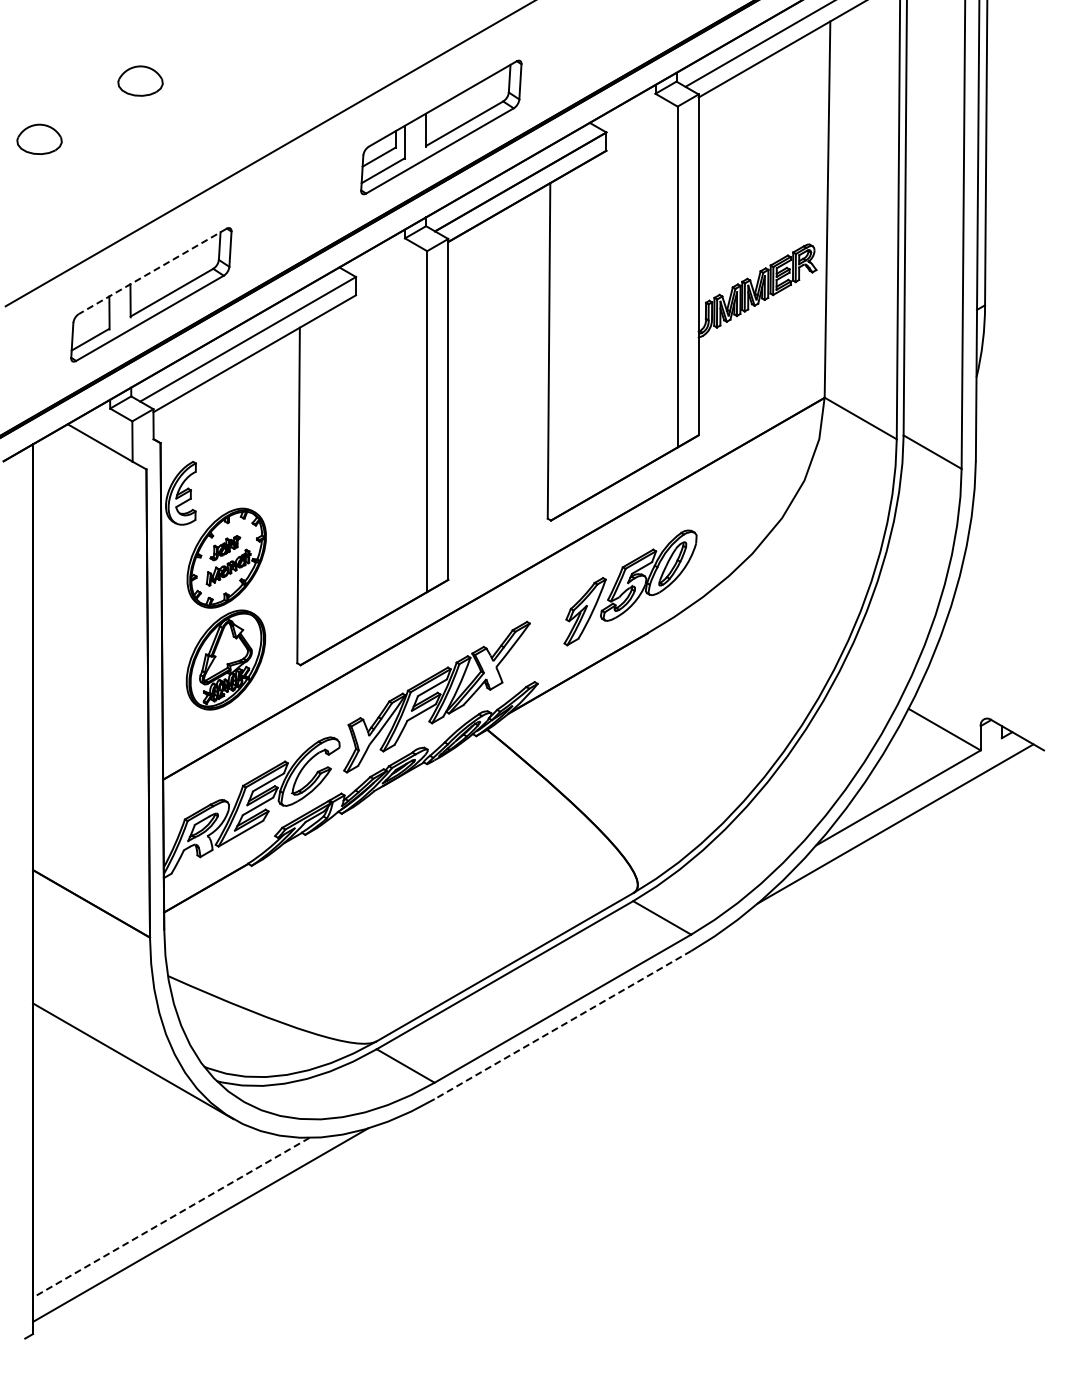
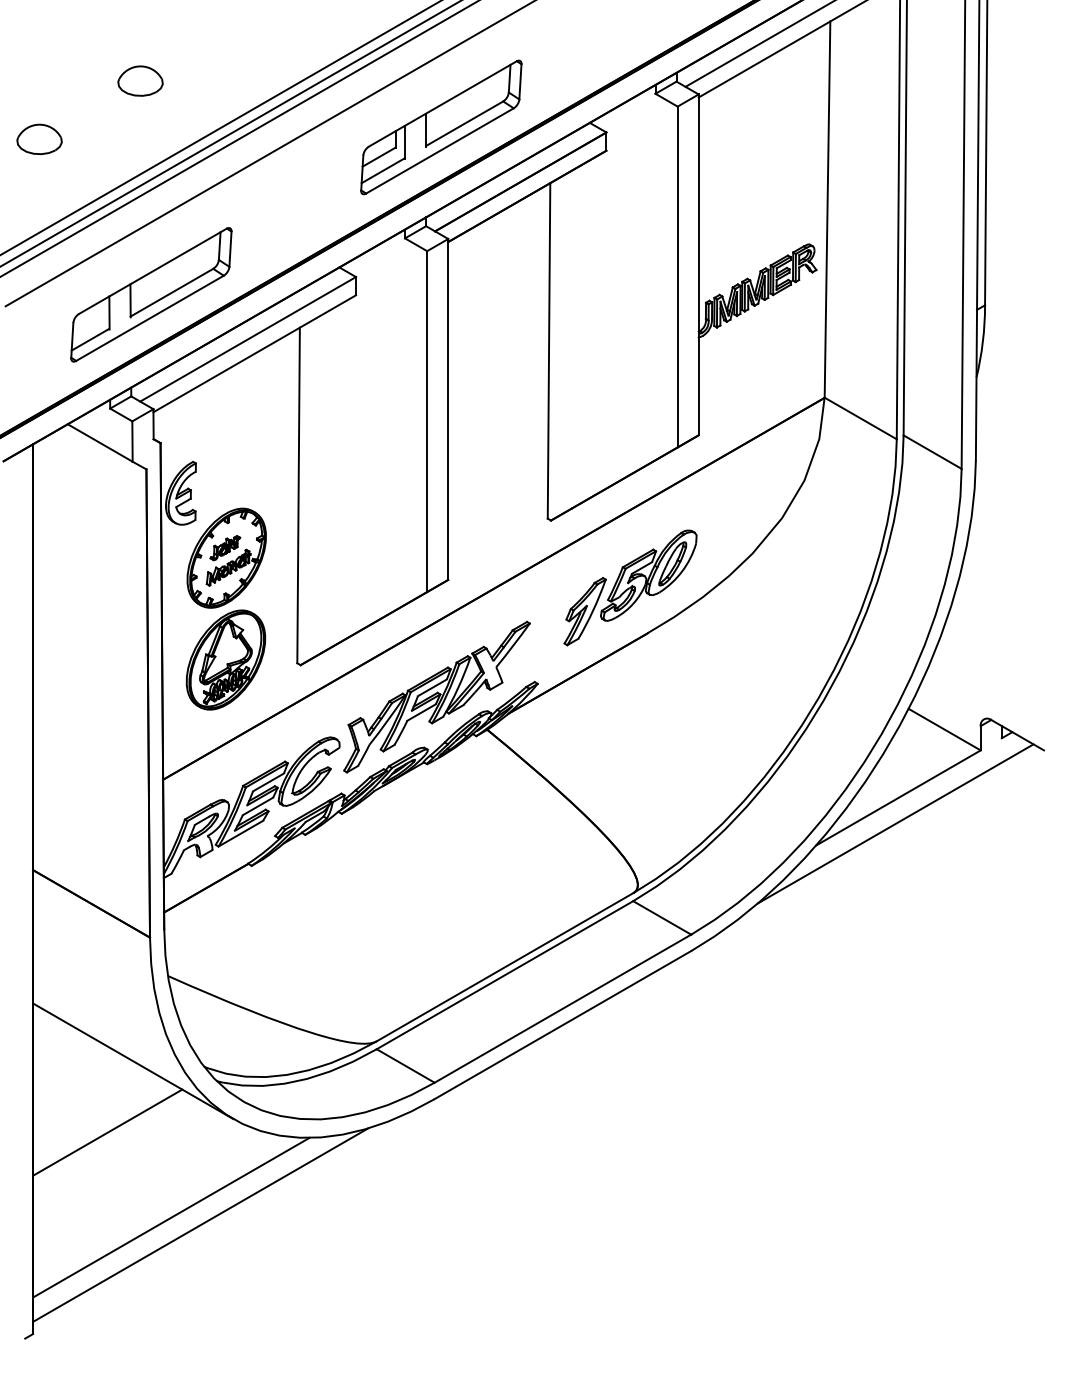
line: none -> present (220, 127)
line: none -> present (230, 133)
line: none -> present (239, 138)
line: dashed -> solid (152, 271)
line: dashed -> solid (562, 1025)
line: none -> present (107, 1132)
line: dashed -> solid (171, 1217)
